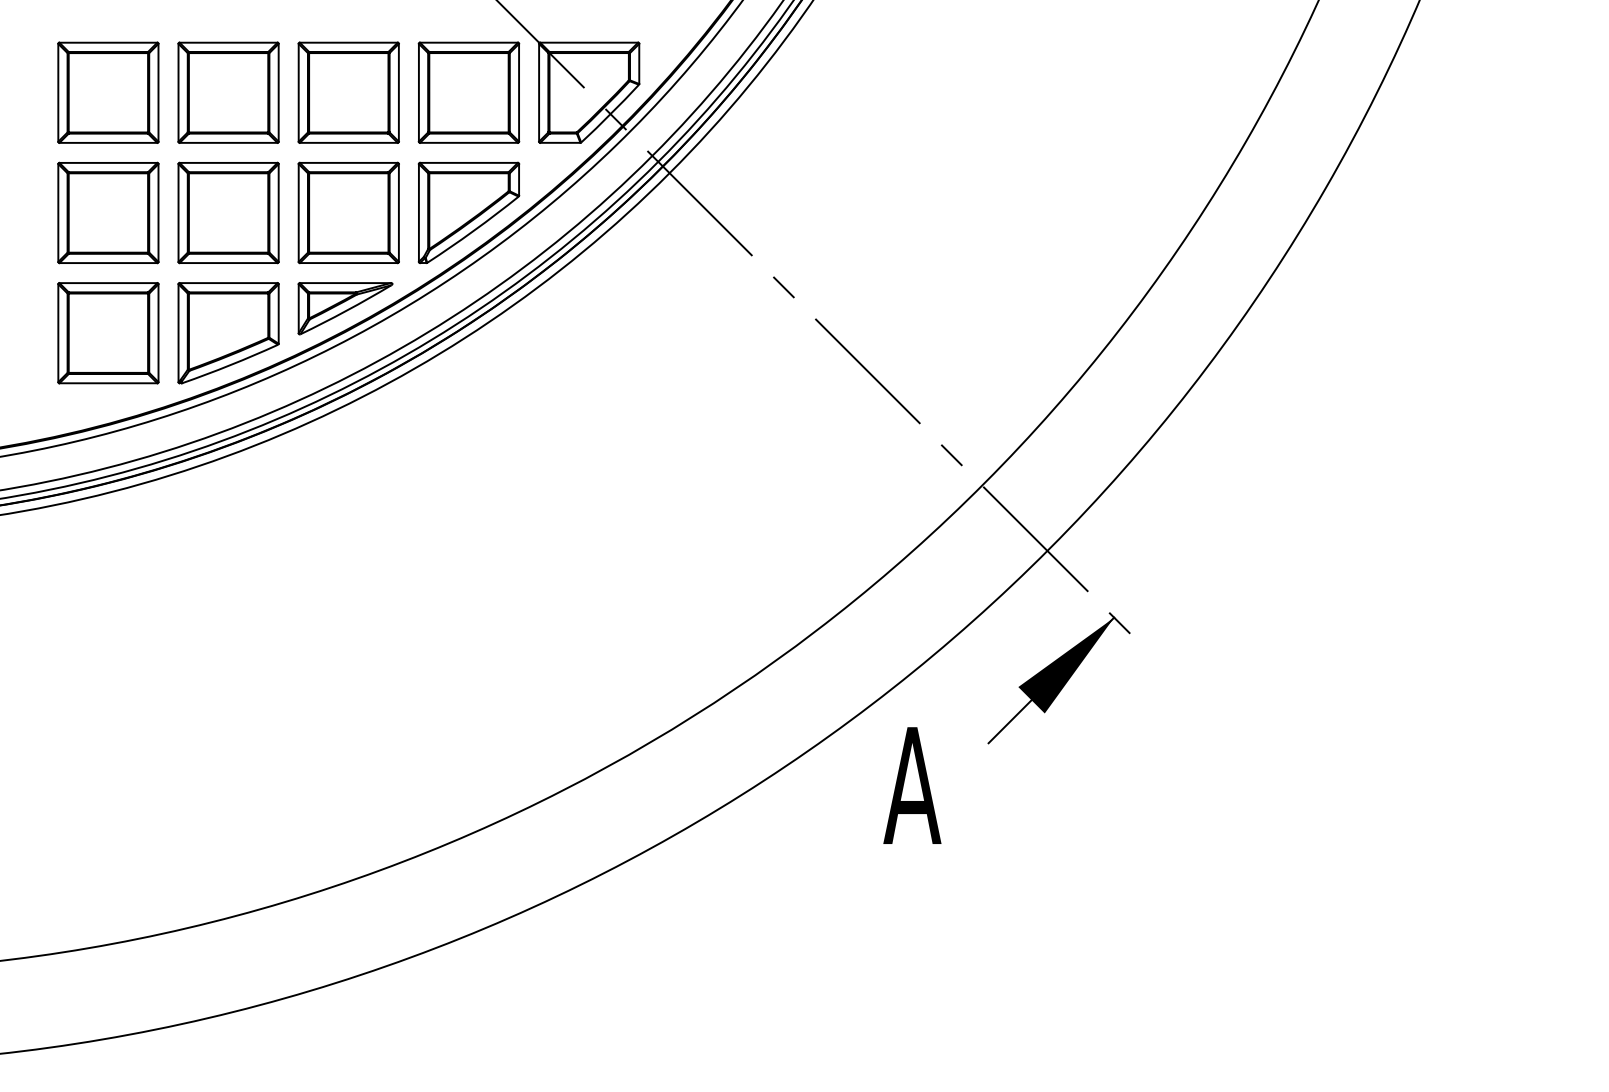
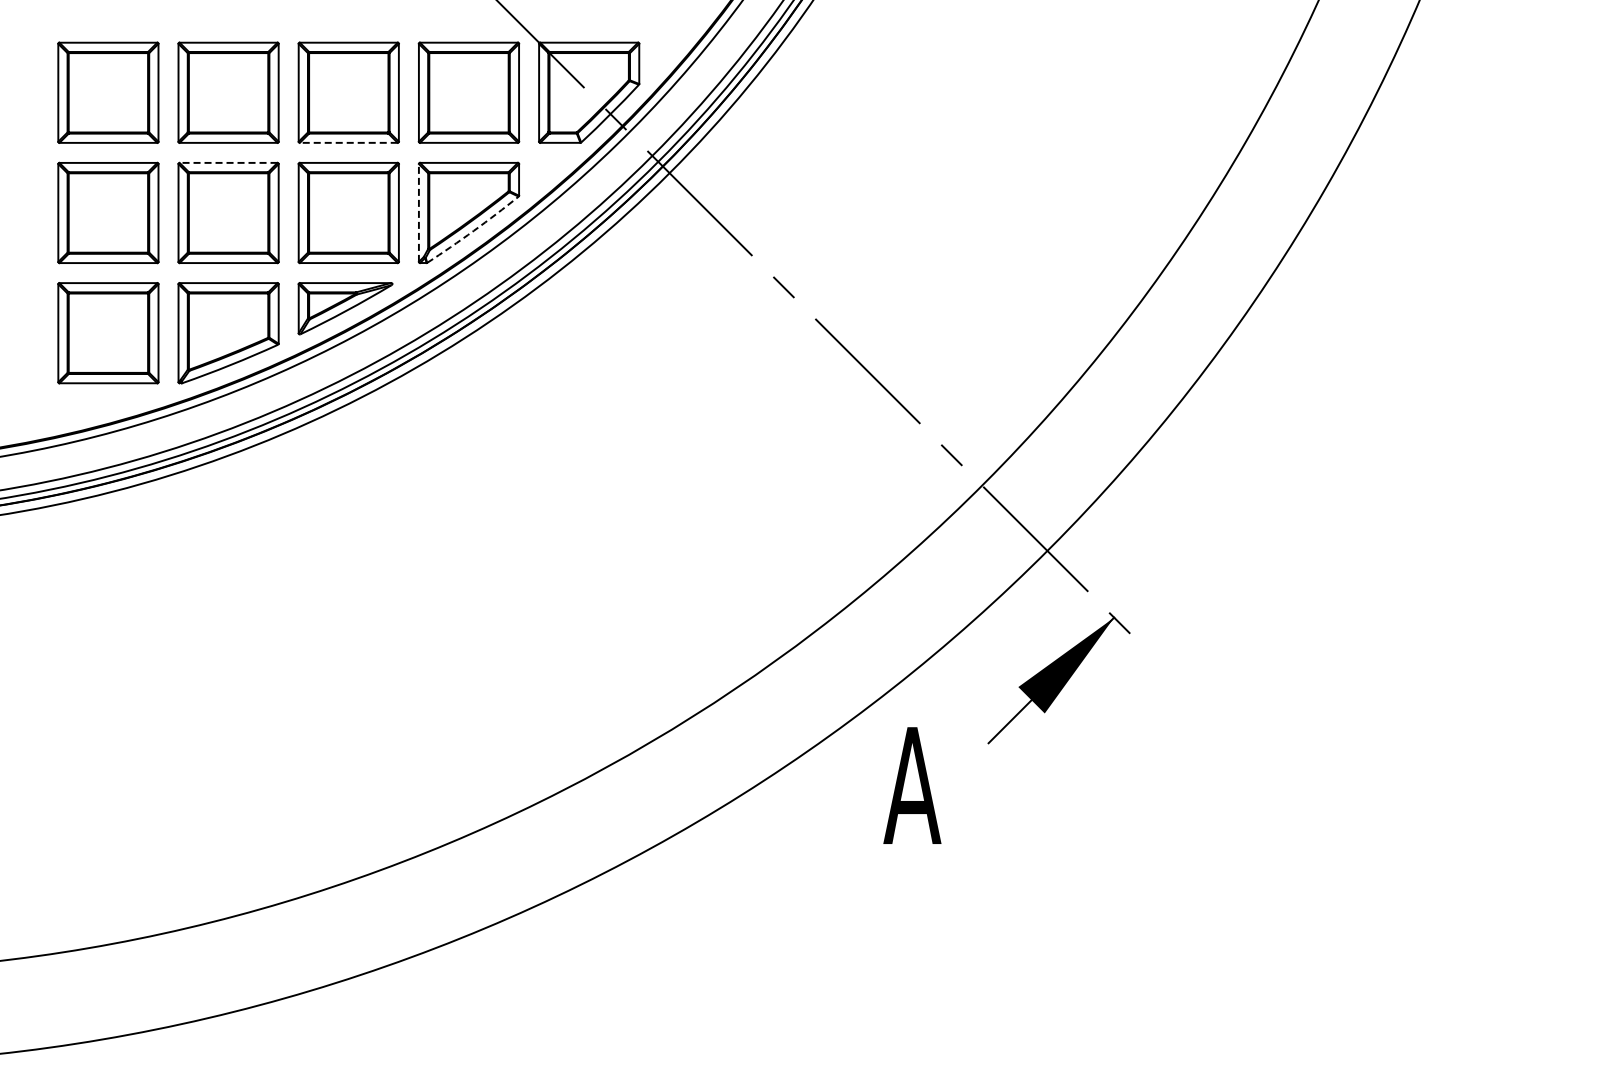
line: solid -> dashed (348, 142)
line: solid -> dashed (228, 162)
line: solid -> dashed (418, 212)
arc: solid -> dashed (473, 230)
